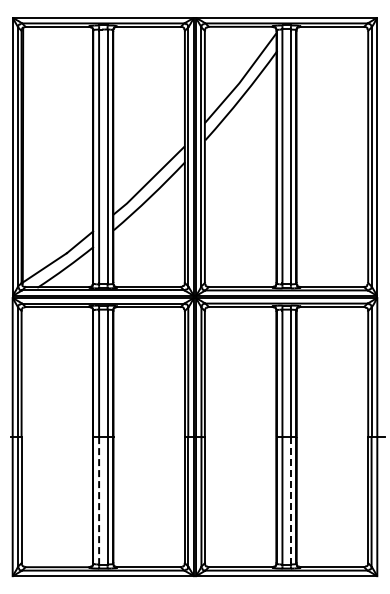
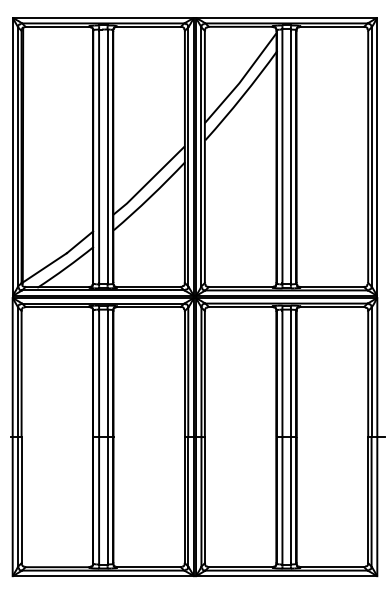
line: dashed -> solid (99, 500)
line: dashed -> solid (290, 500)
